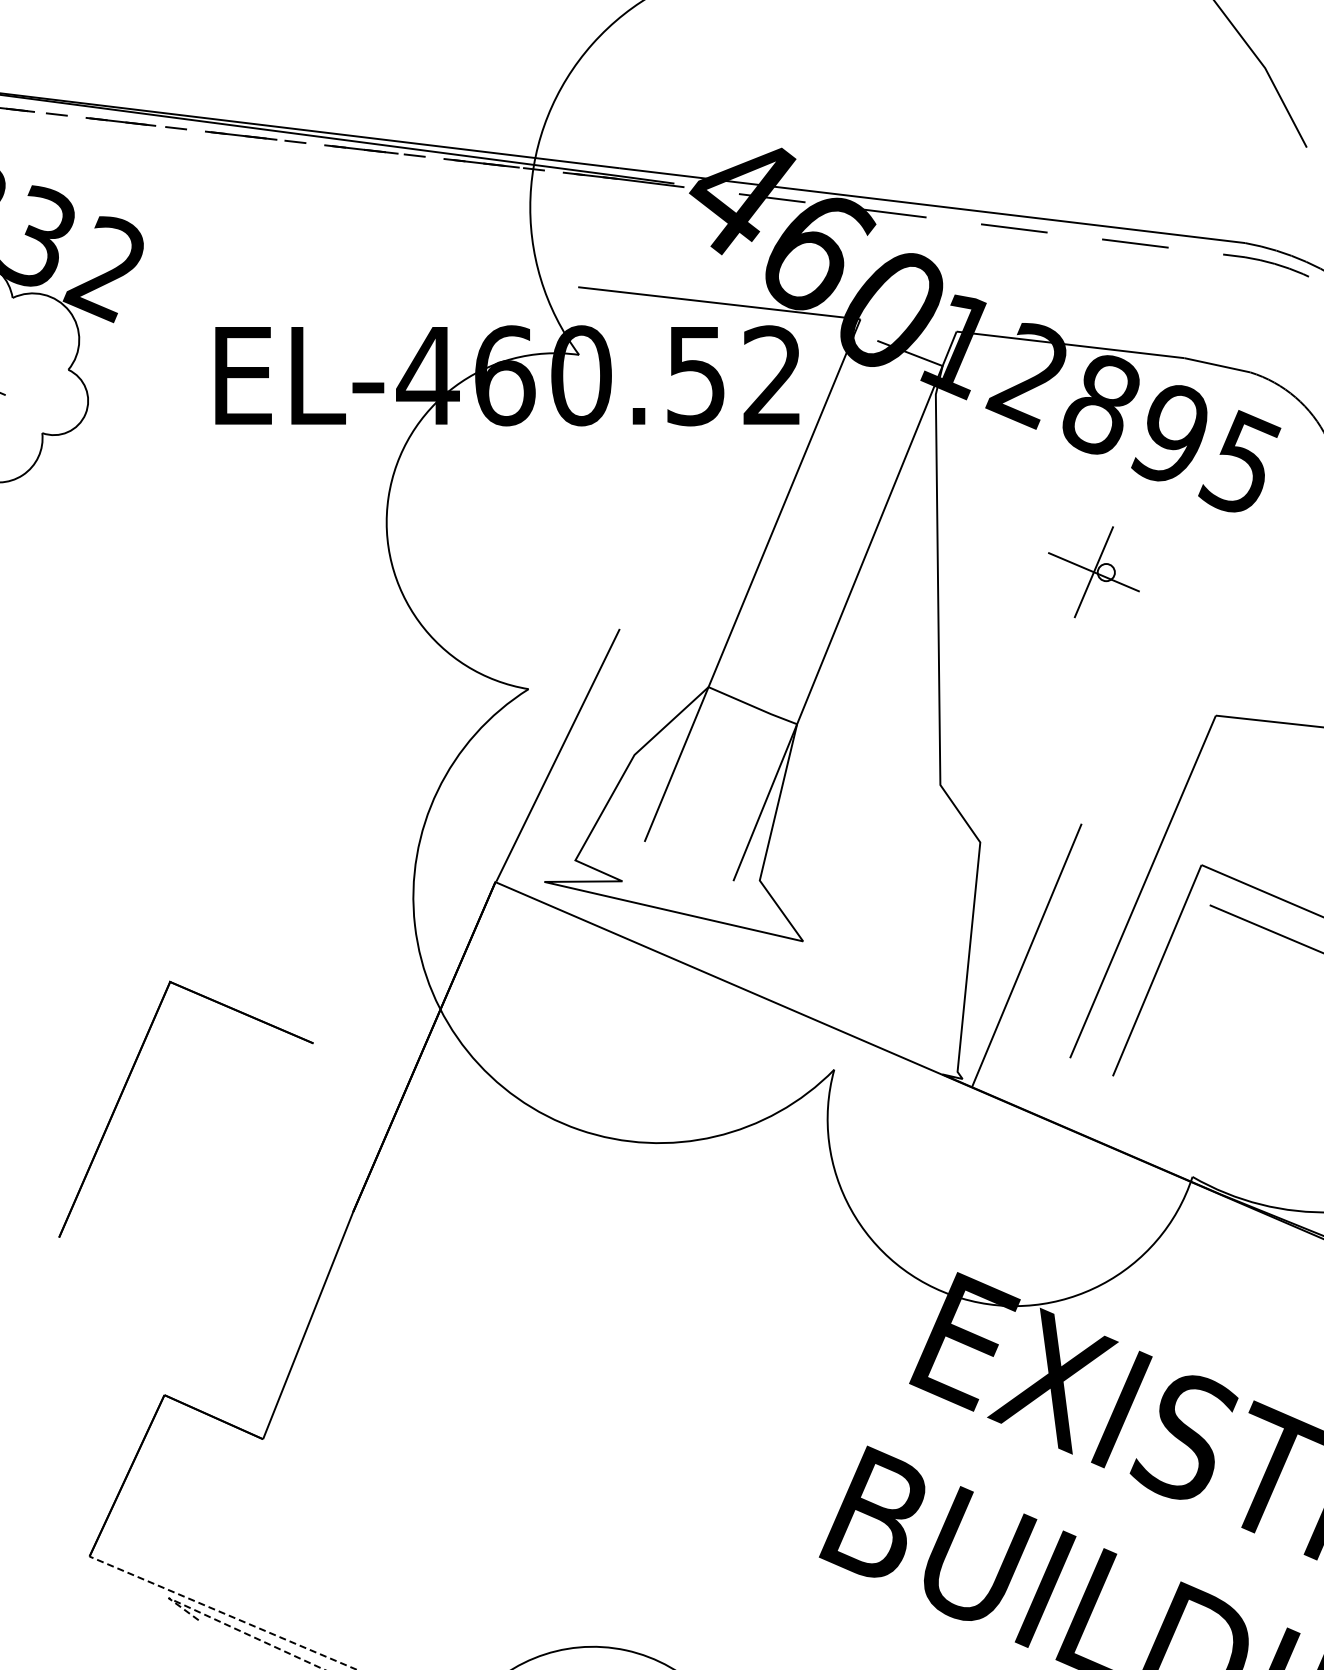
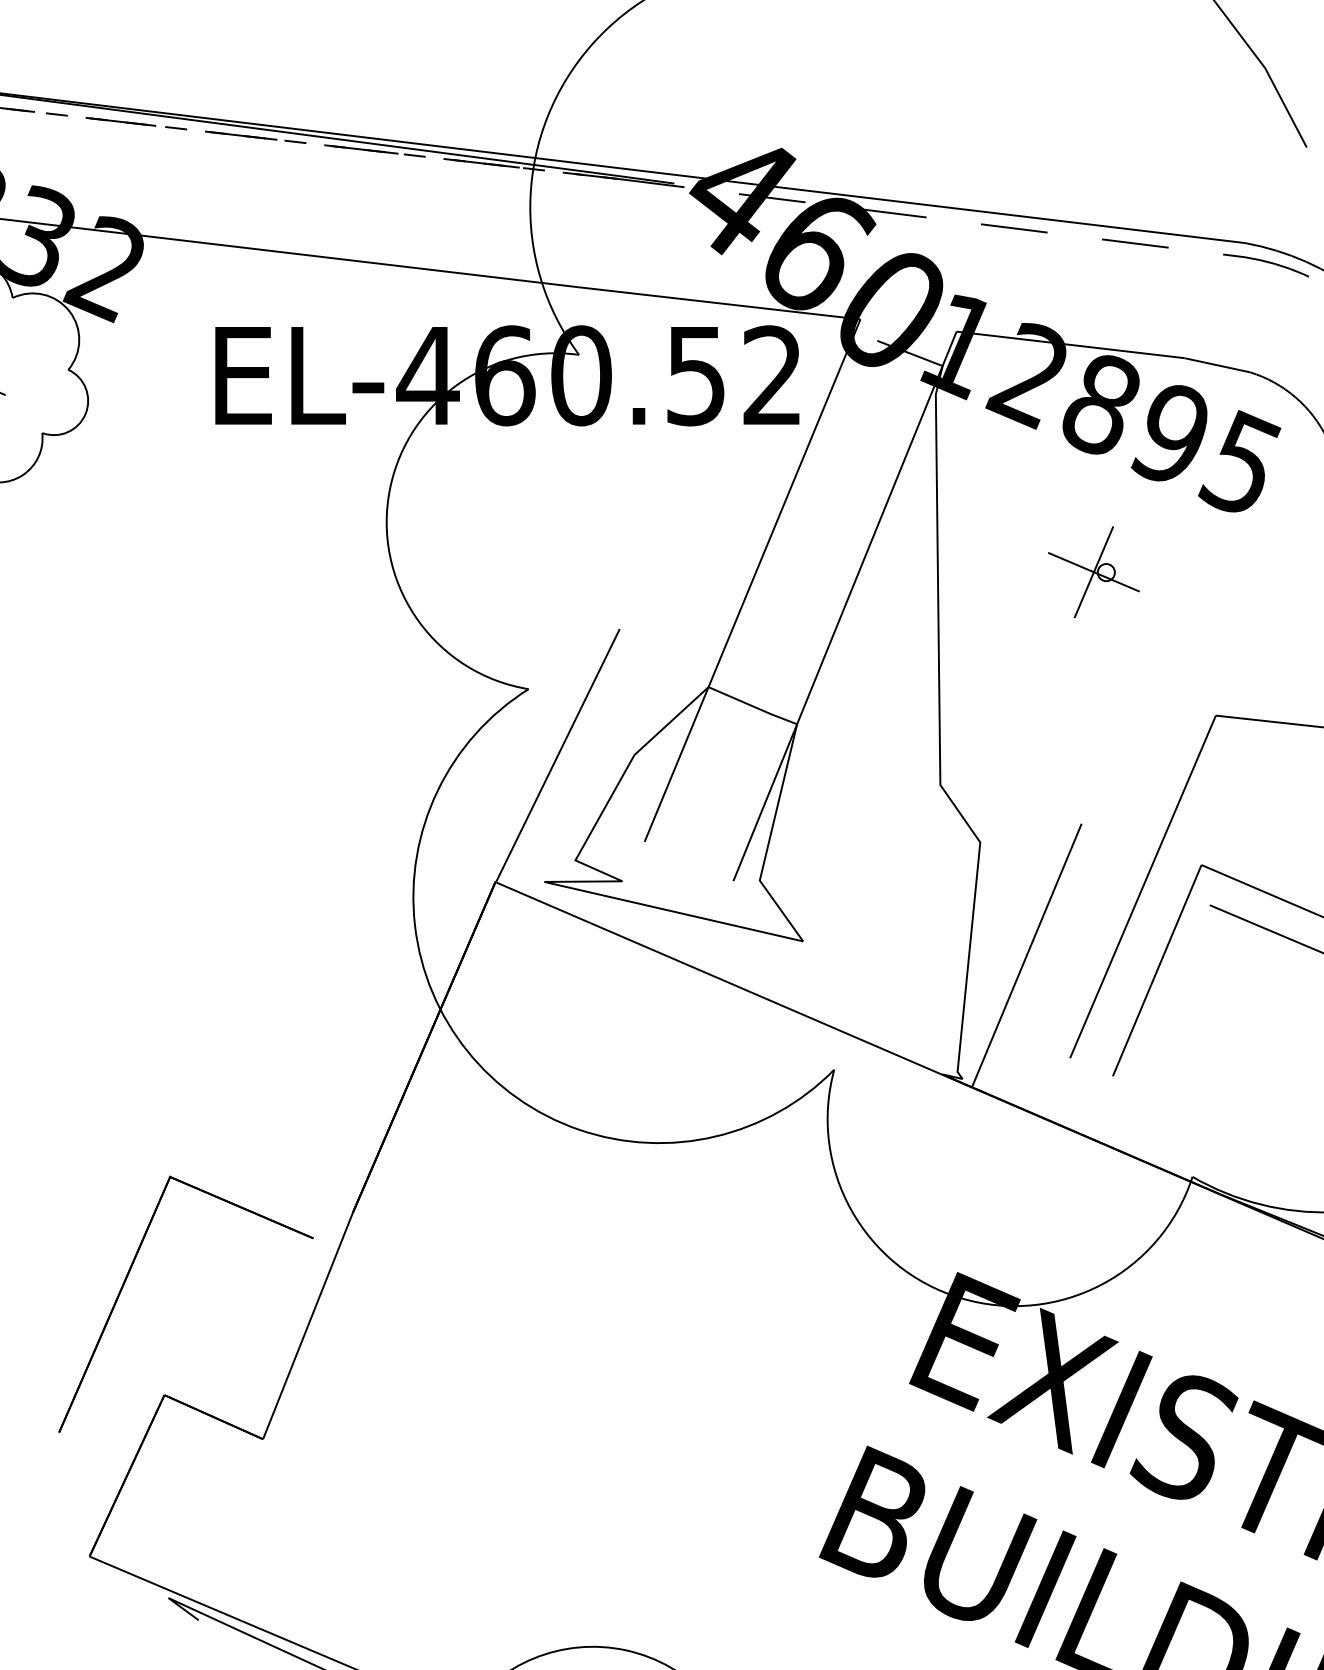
line: none -> present (290, 253)
part position: (127, 1083) -> (127, 1278) (127, 1278)
line: dashed -> solid (222, 1613)
line: dashed -> solid (228, 1625)
